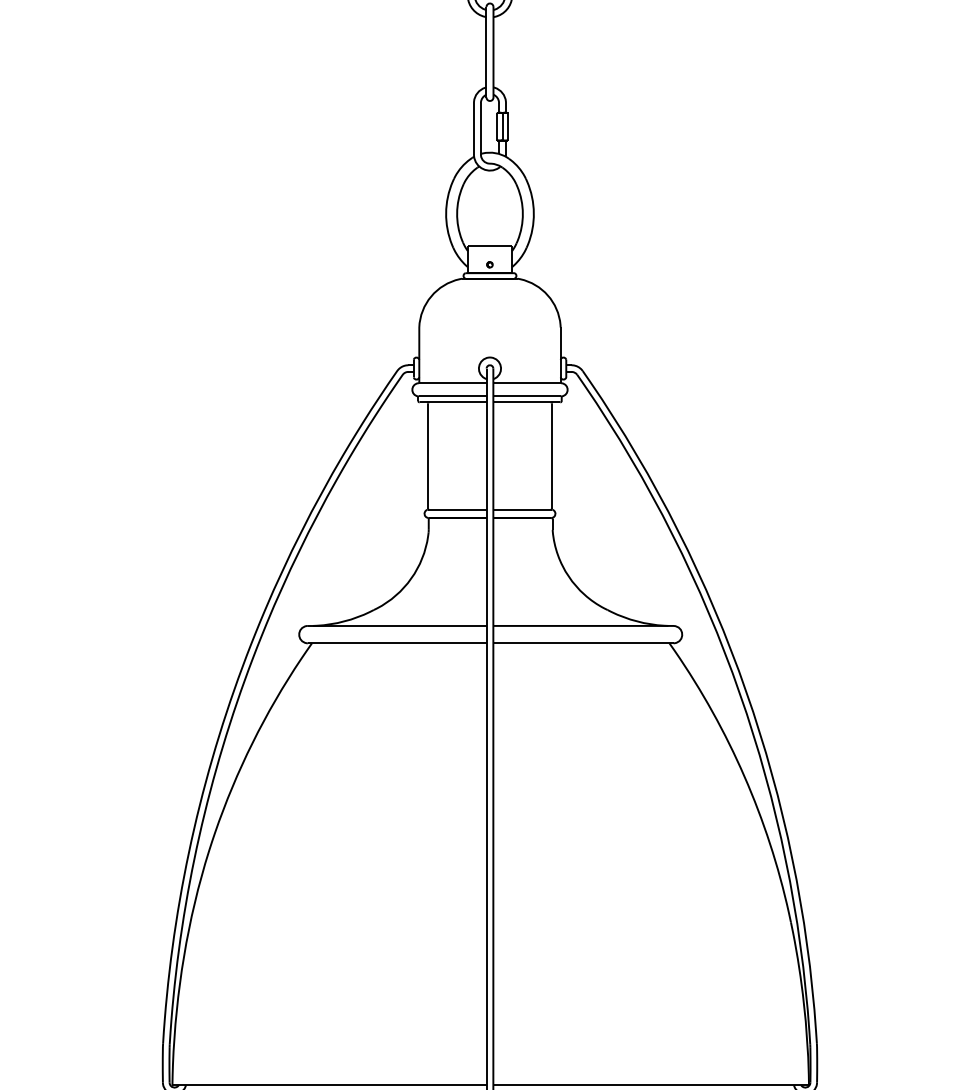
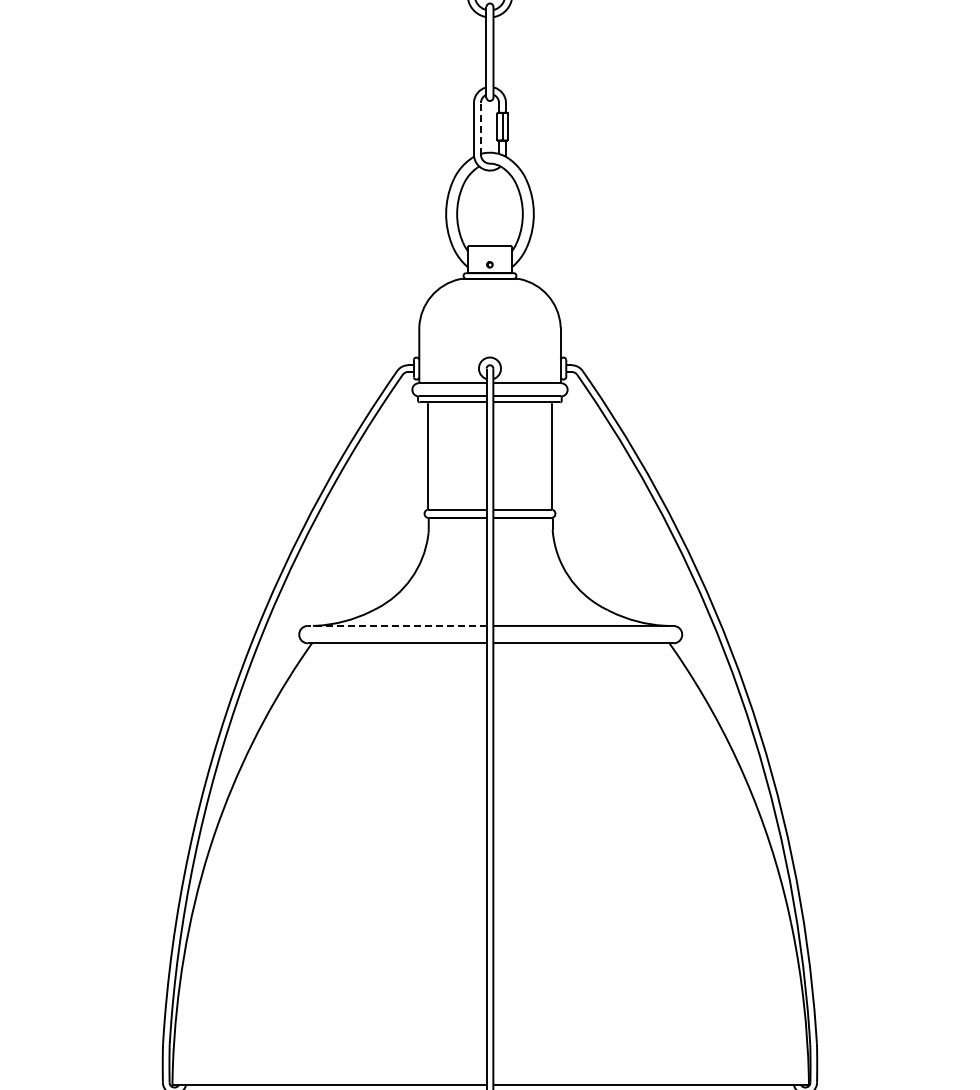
line: solid -> dashed (480, 128)
line: solid -> dashed (396, 625)
